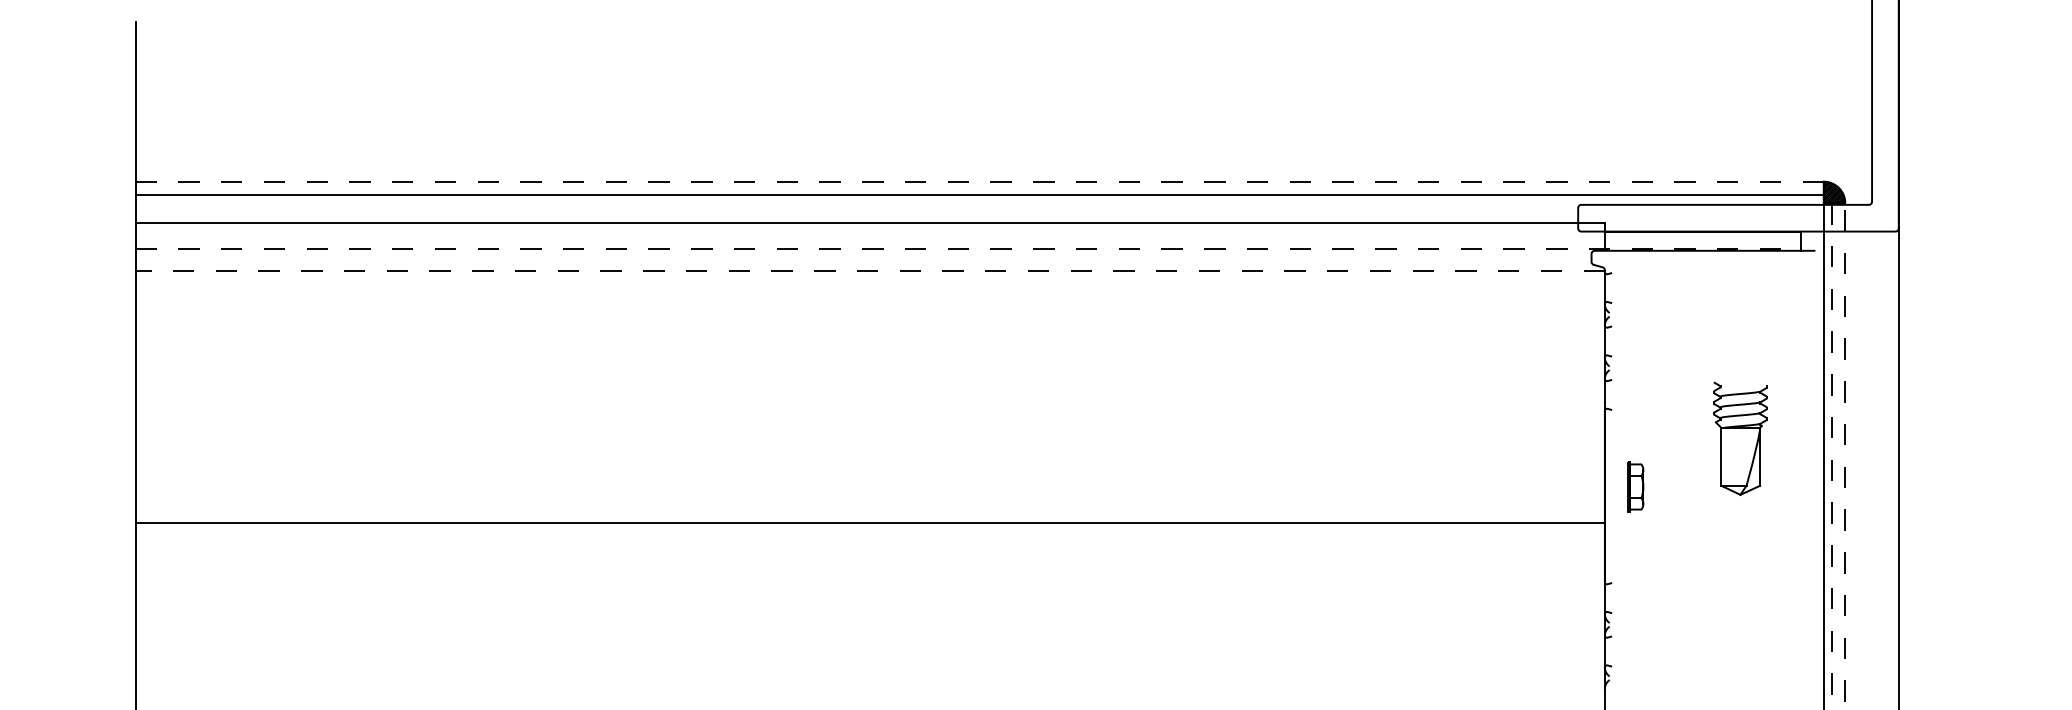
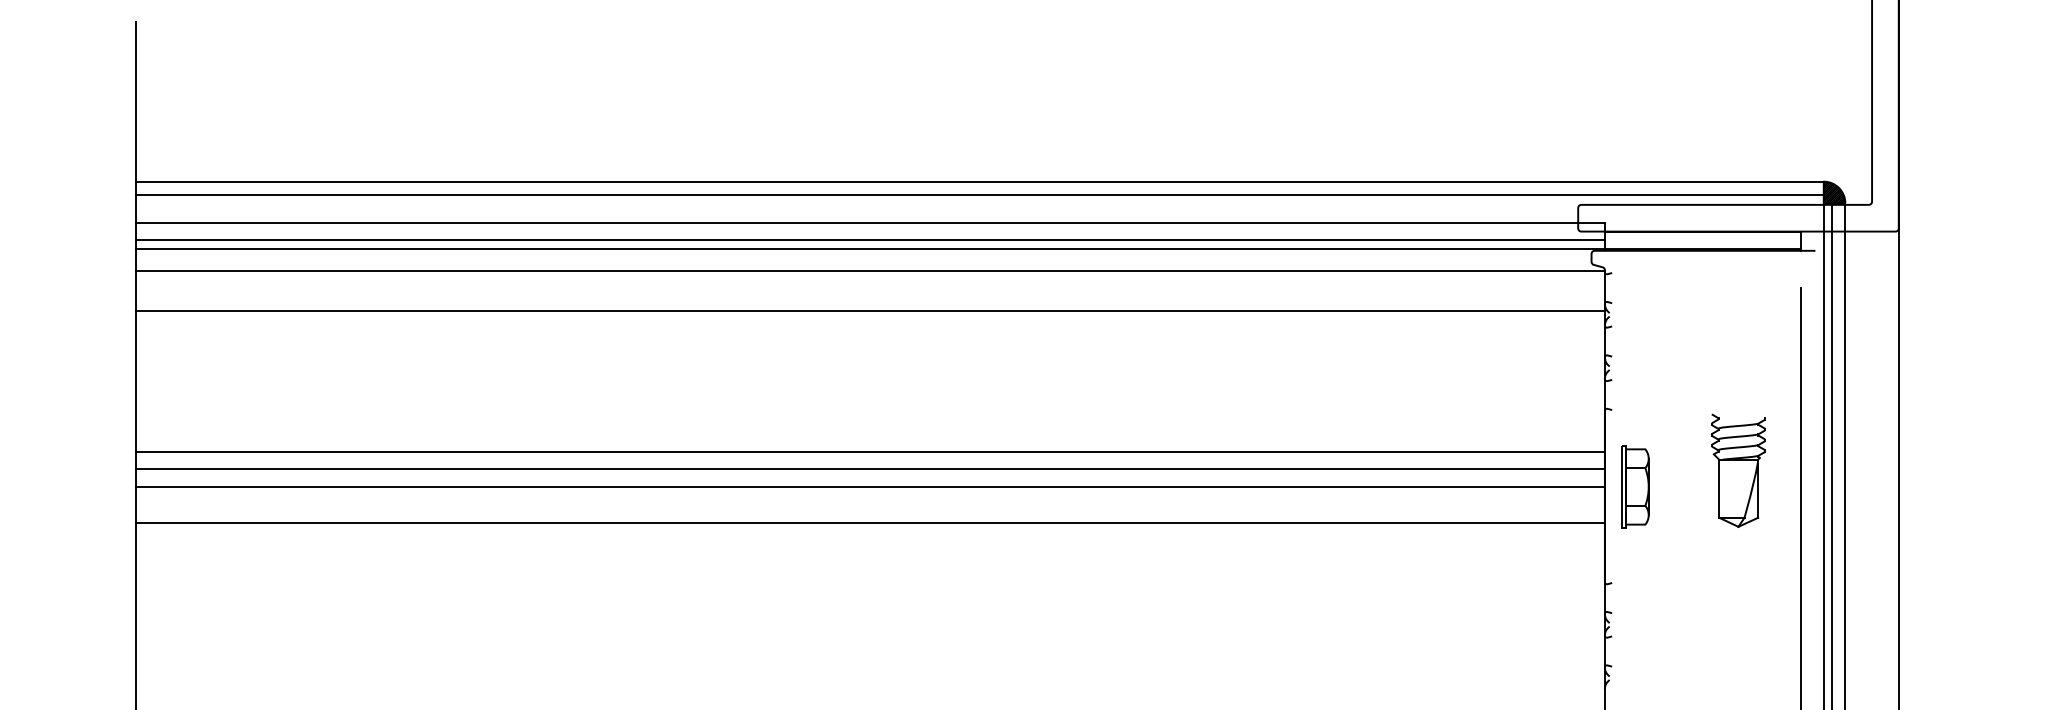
line: dashed -> solid (980, 181)
line: none -> present (869, 240)
line: dashed -> solid (968, 248)
line: dashed -> solid (870, 270)
line: none -> present (869, 310)
part position: (1740, 438) -> (1738, 470) (1738, 470)
line: none -> present (869, 451)
line: dashed -> solid (1831, 456)
line: dashed -> solid (1845, 456)
line: none -> present (869, 469)
line: none -> present (869, 486)
part size: 18x52 px -> 29x84 px (1635, 486)
line: none -> present (1801, 496)
